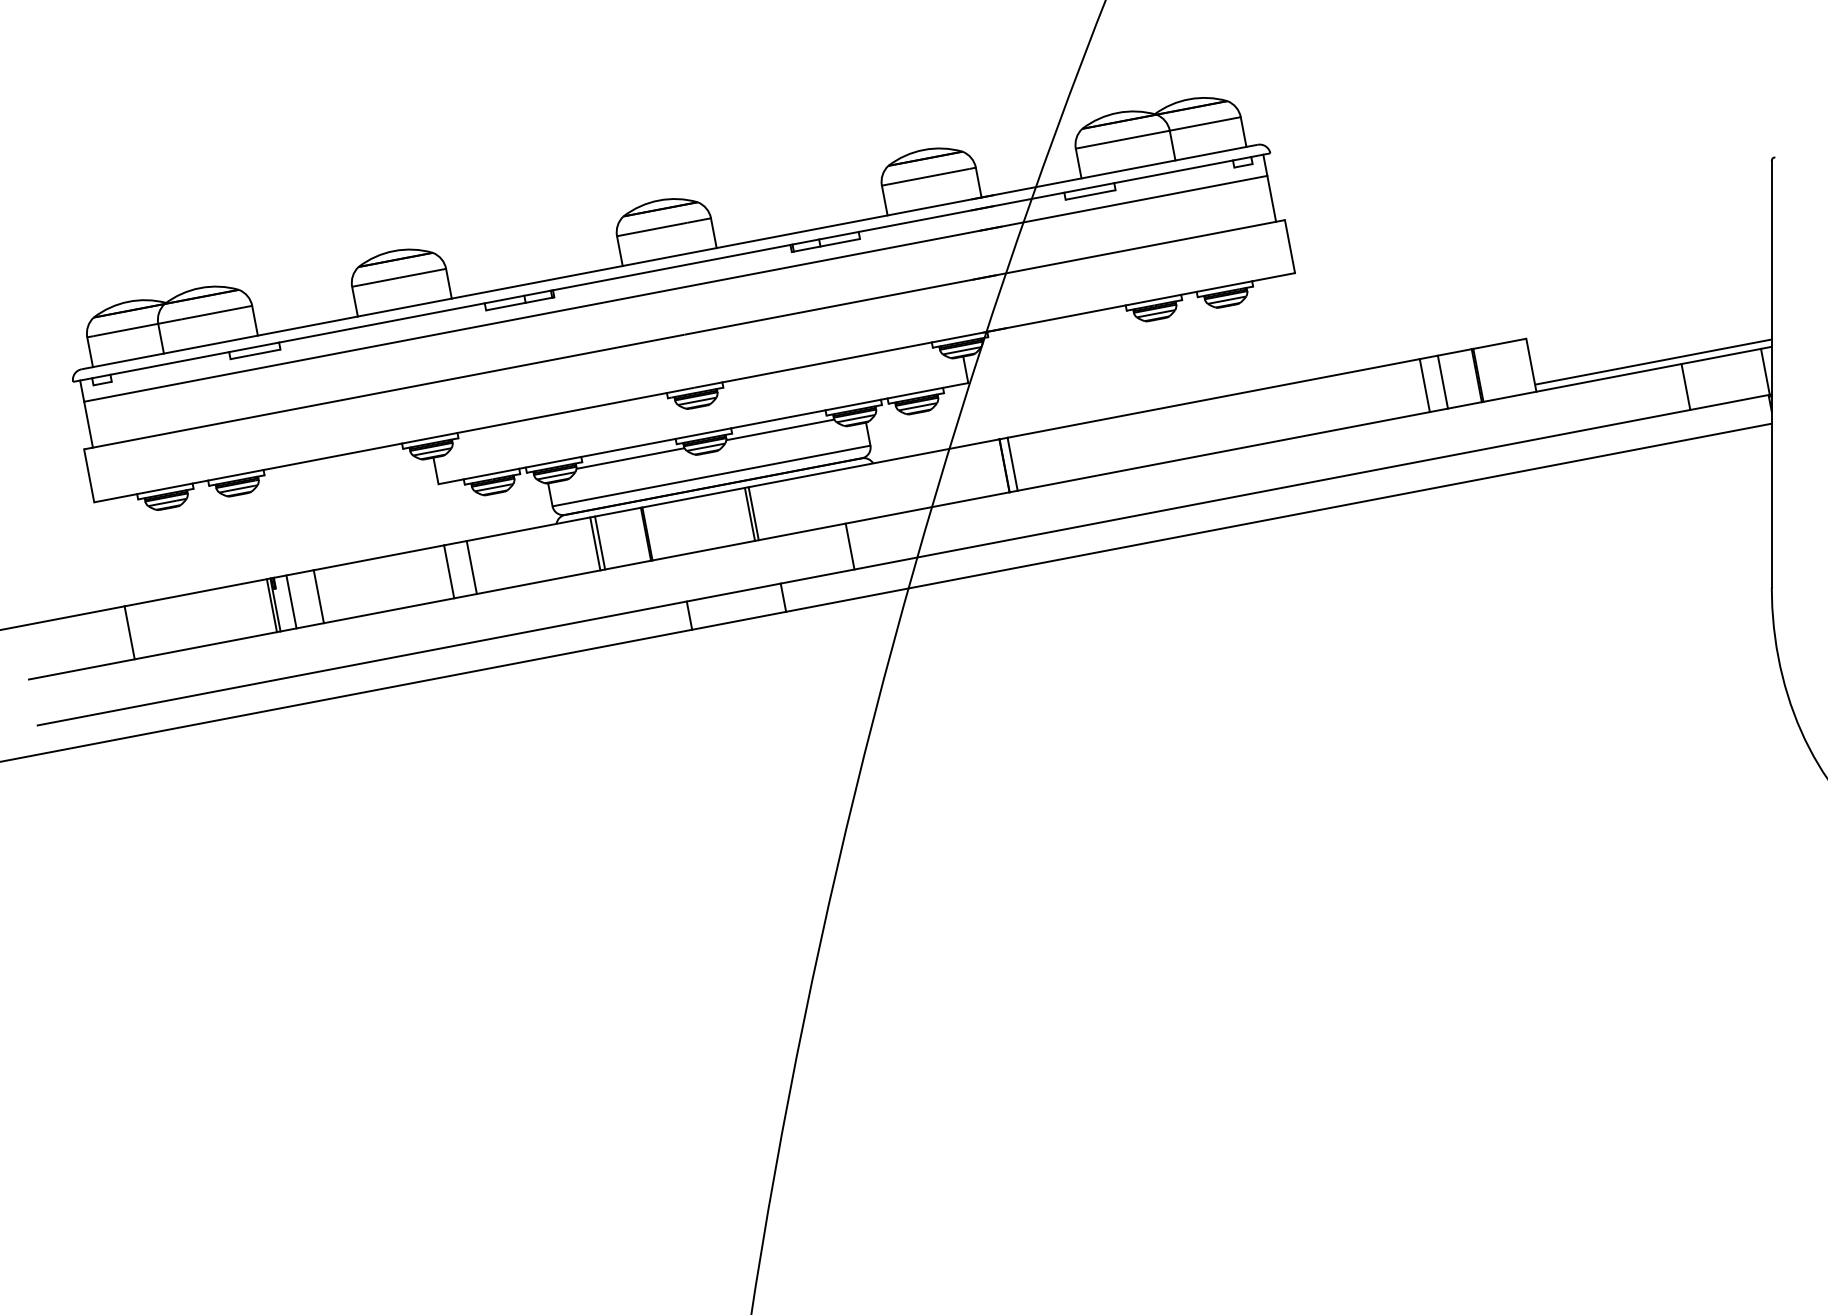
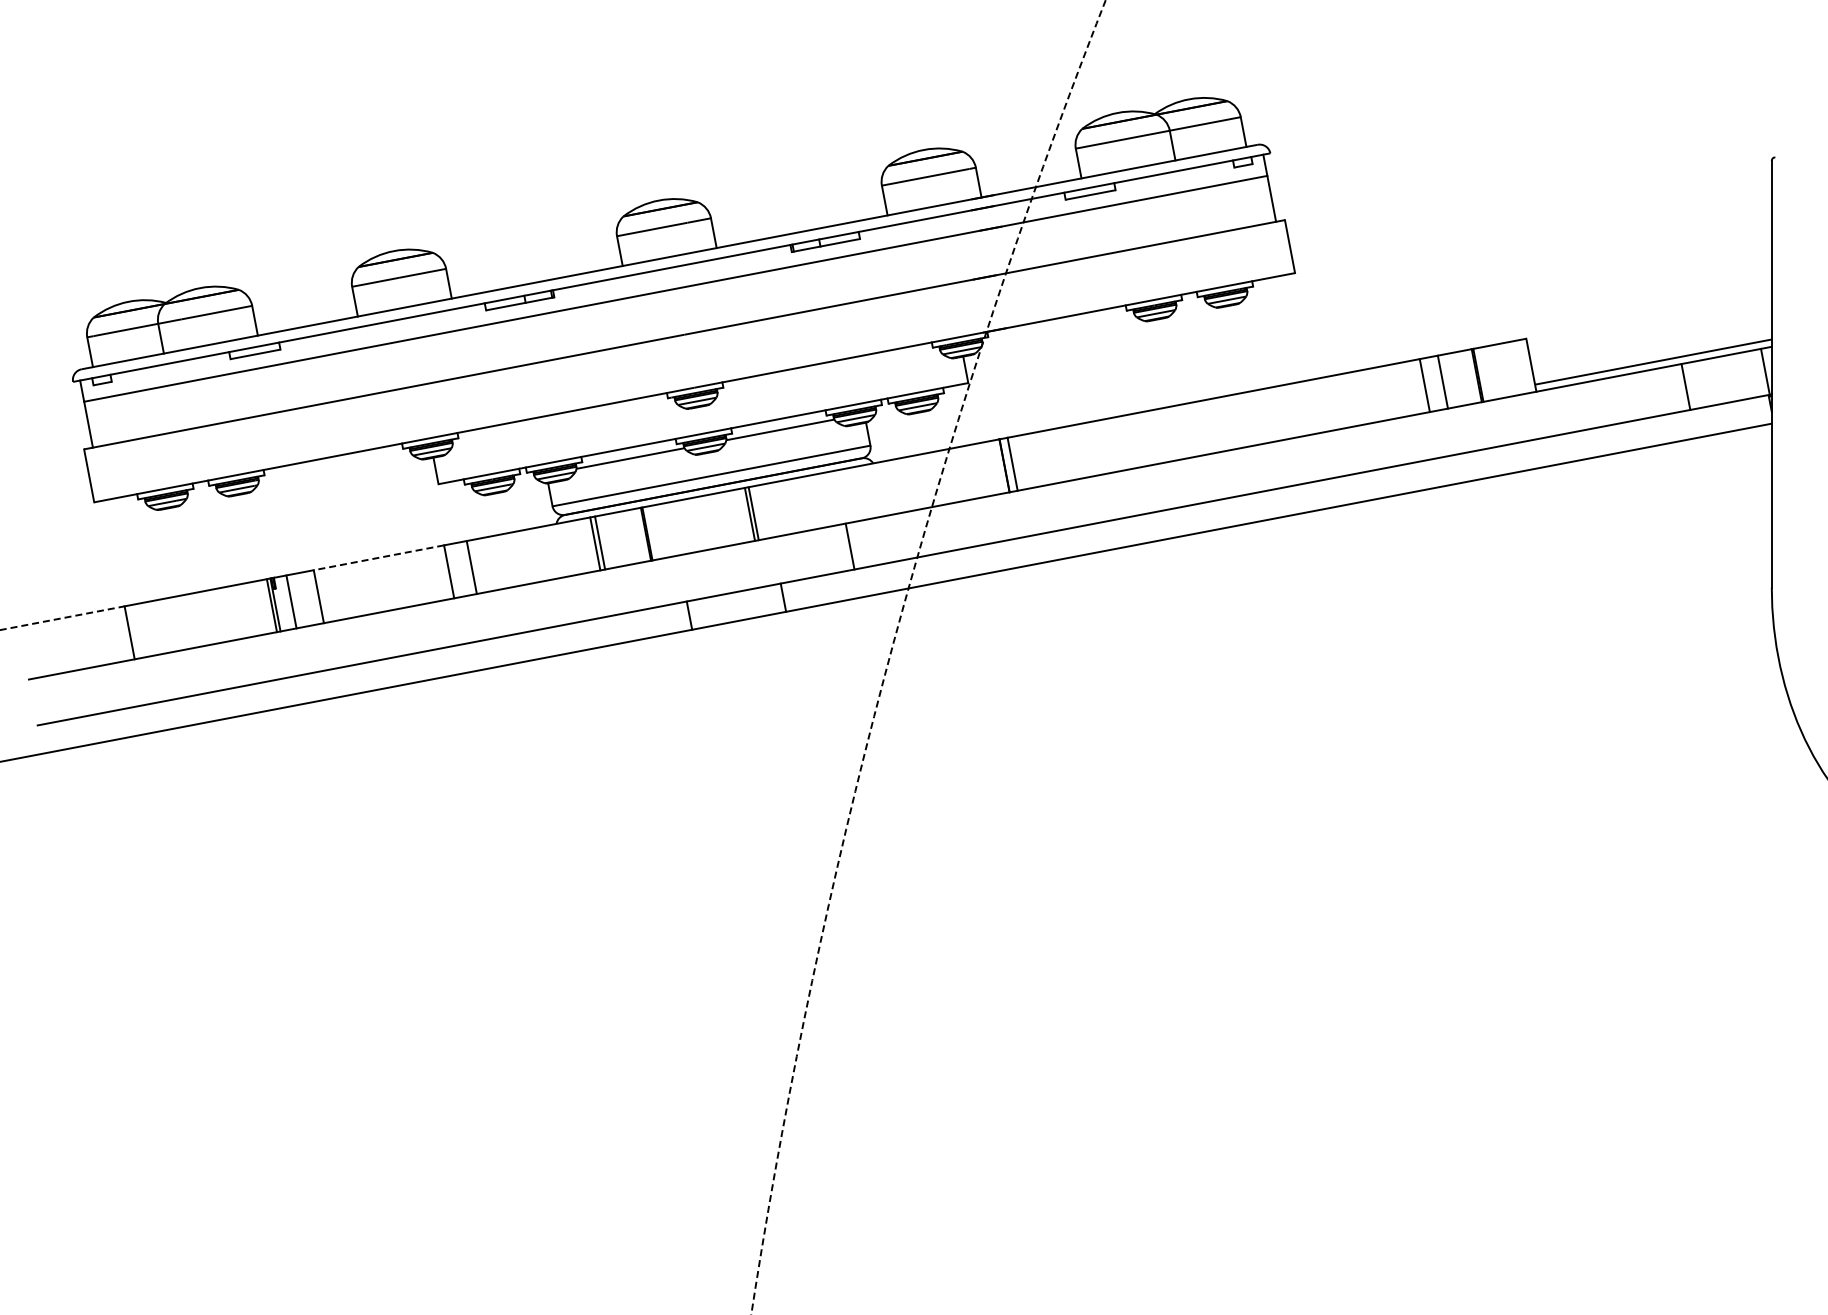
line: solid -> dashed (378, 557)
line: solid -> dashed (63, 618)
circle: solid -> dashed (928, 657)
